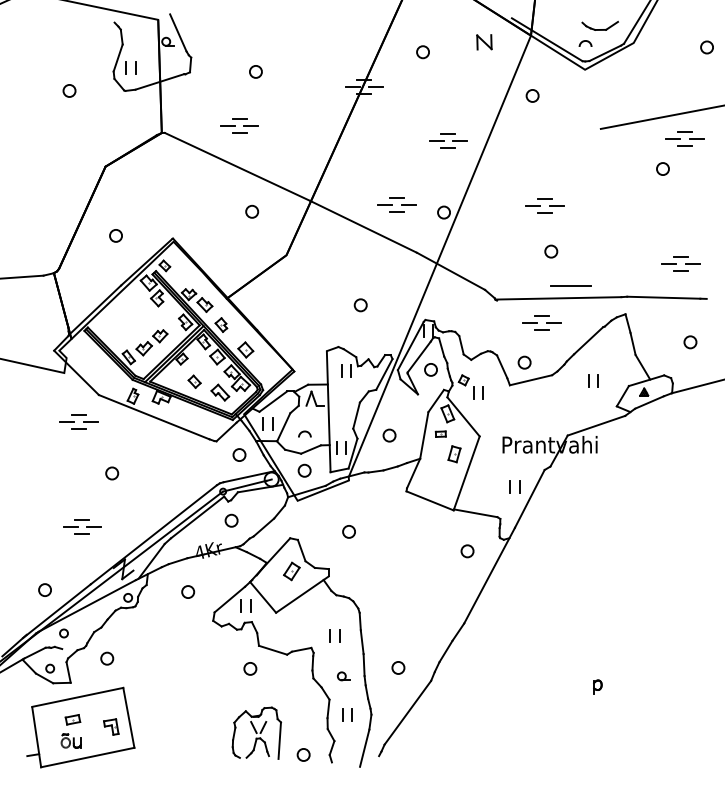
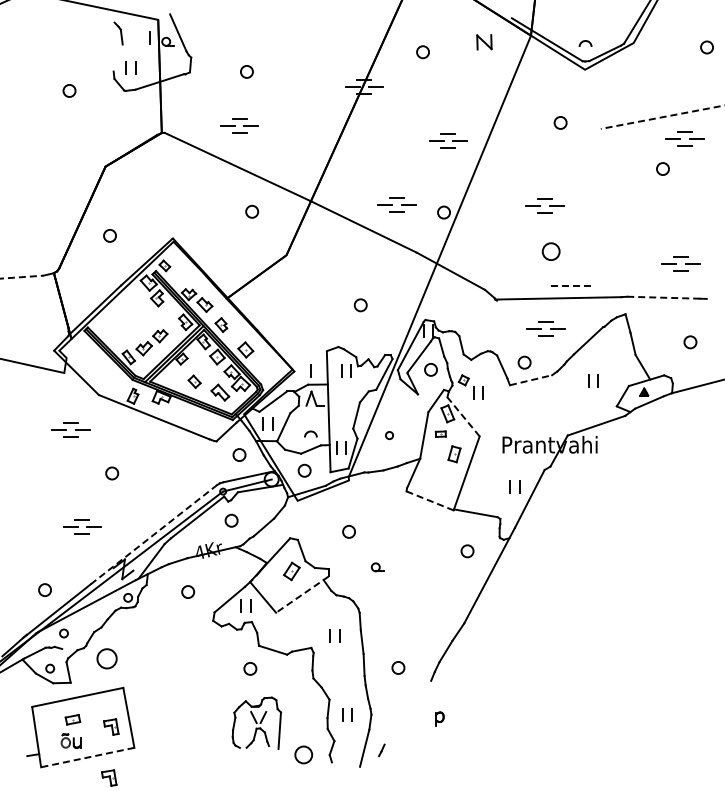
part: present -> none (599, 25)
line: none -> present (149, 37)
line: present -> none (117, 57)
circle position: (255, 71) -> (246, 71) (246, 71)
circle position: (532, 95) -> (560, 122) (560, 122)
line: solid -> dashed (662, 117)
circle position: (115, 235) -> (109, 235) (109, 235)
circle size: 15x15 px -> 20x19 px (550, 251)
line: solid -> dashed (22, 277)
line: solid -> dashed (571, 285)
line: solid -> dashed (663, 297)
part position: (541, 322) -> (545, 328) (545, 328)
line: none -> present (310, 370)
line: solid -> dashed (531, 380)
line: solid -> dashed (463, 416)
part position: (78, 421) -> (70, 429) (70, 429)
arc position: (304, 432) -> (310, 432) (310, 432)
circle size: 15x15 px -> 9x10 px (389, 435)
line: solid -> dashed (430, 501)
line: solid -> dashed (154, 534)
line: solid -> dashed (302, 594)
circle size: 15x15 px -> 22x22 px (106, 658)
part position: (343, 676) -> (377, 567) (377, 567)
part position: (597, 686) -> (439, 718) (439, 718)
line: present -> none (407, 712)
part position: (256, 732) -> (256, 722) (256, 722)
circle size: 15x14 px -> 20x20 px (303, 754)
line: solid -> dashed (87, 757)
part: none -> present (109, 777)
